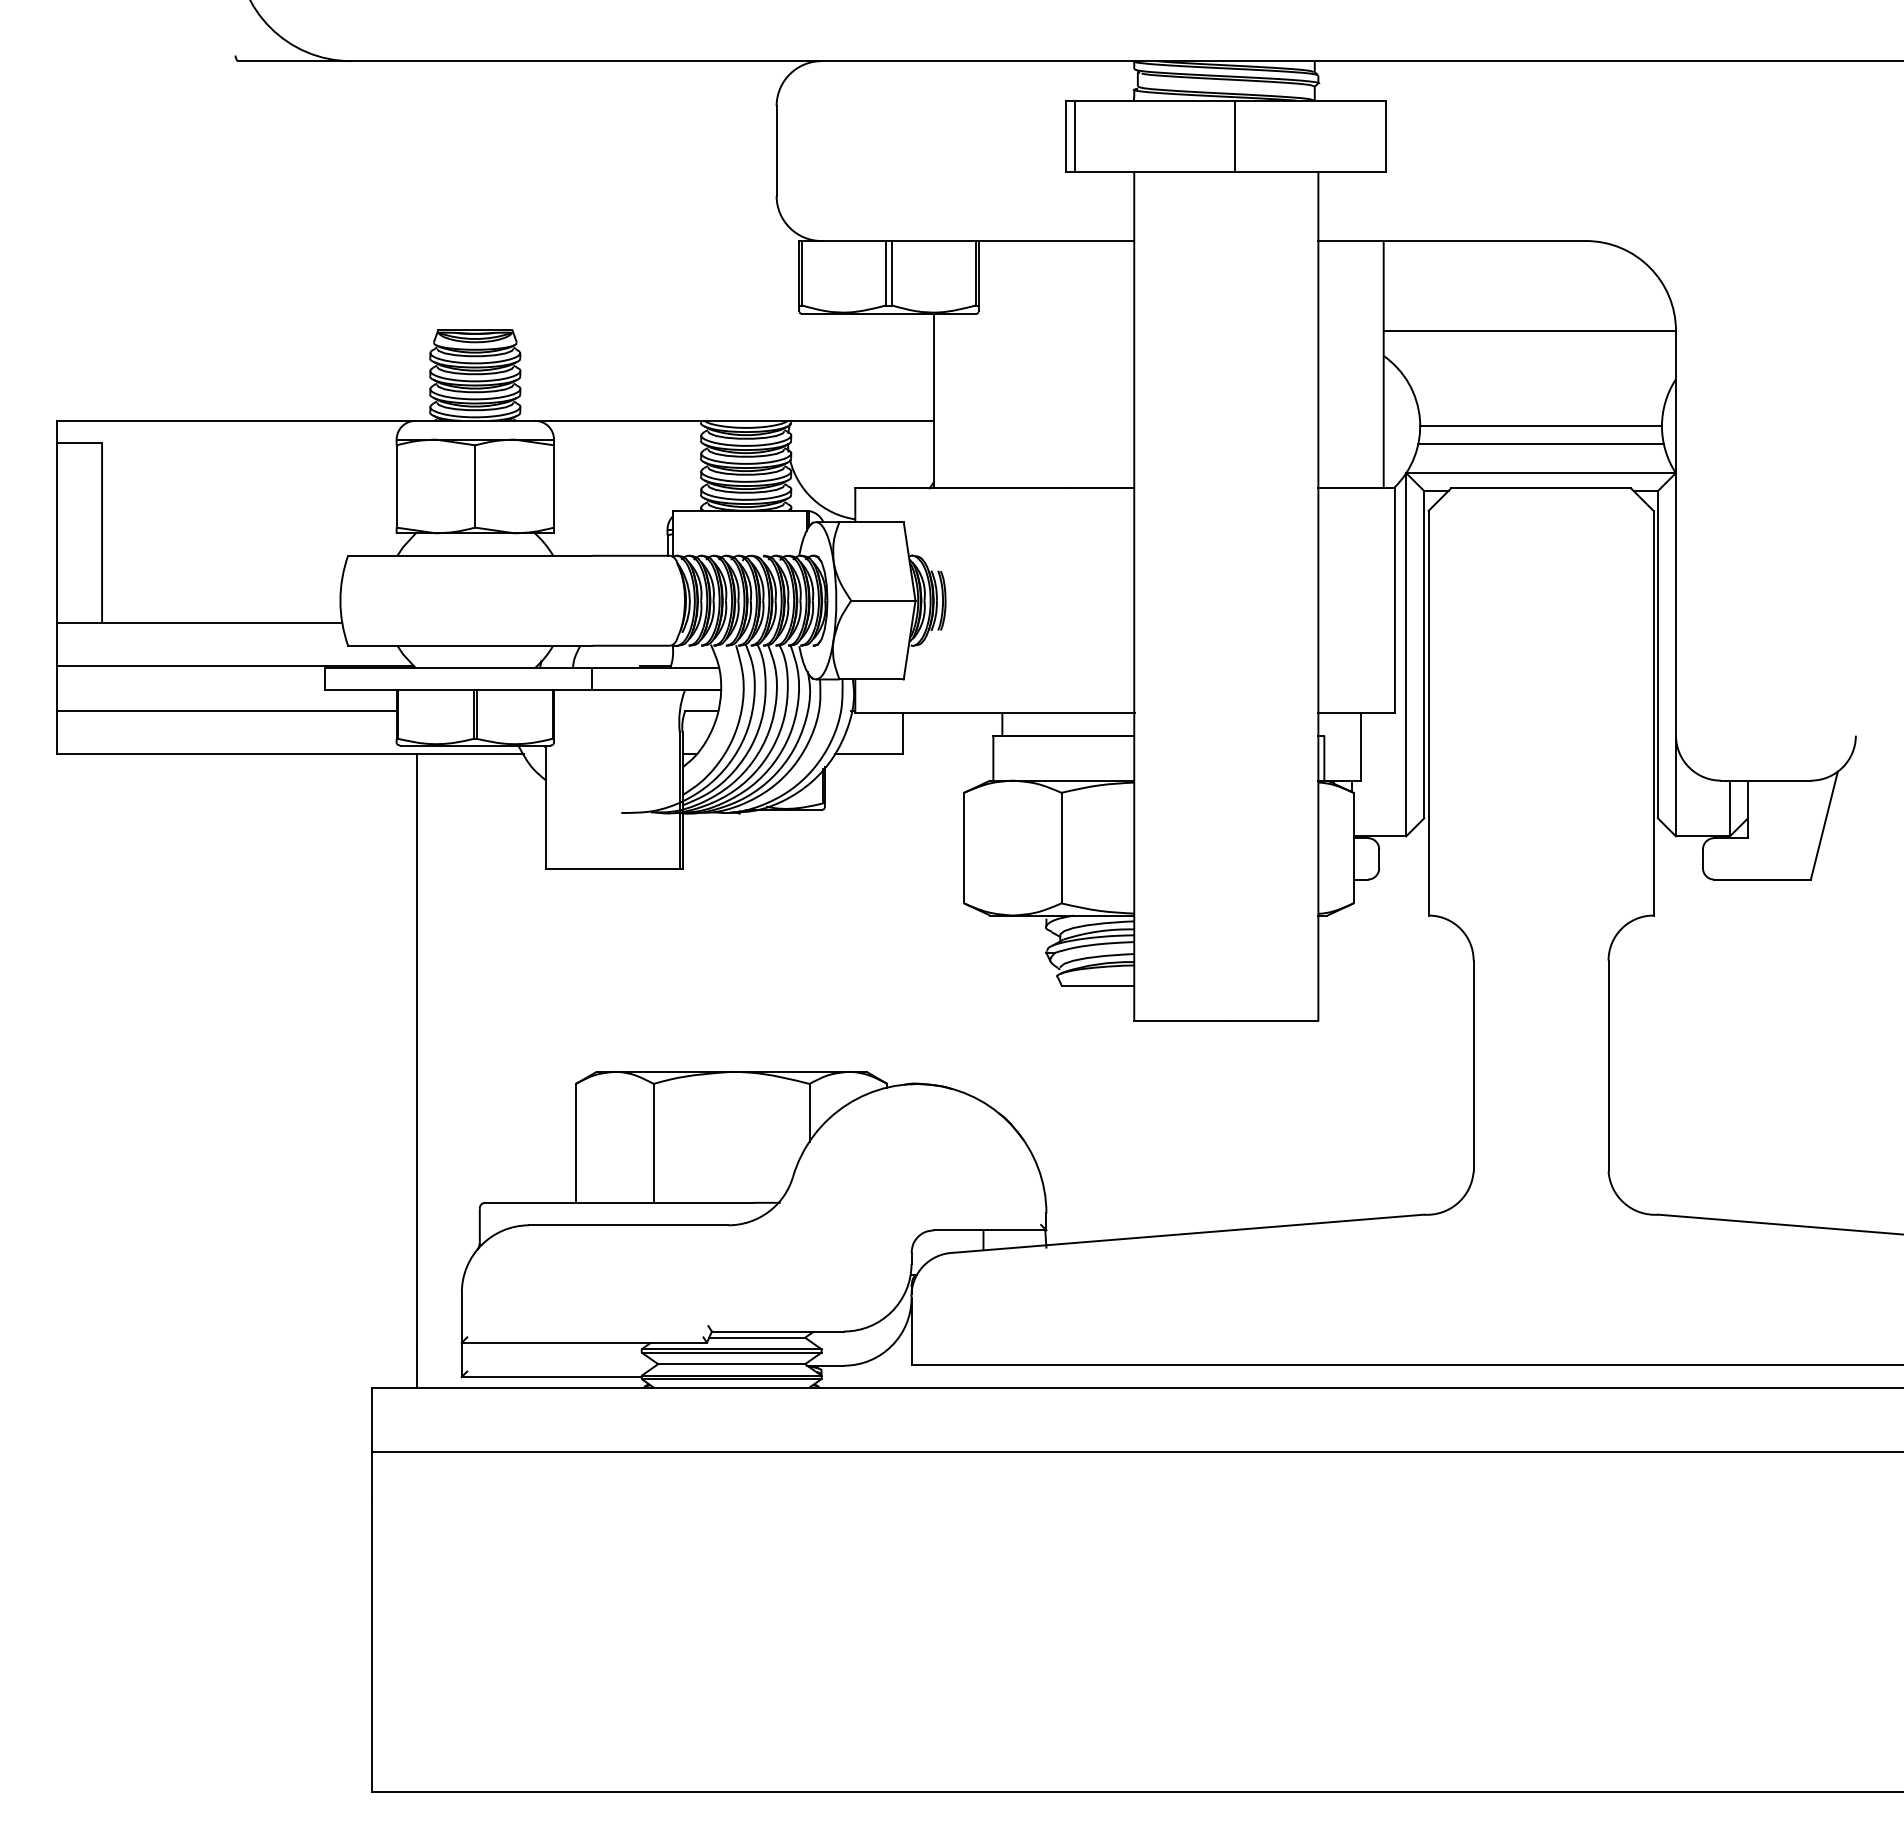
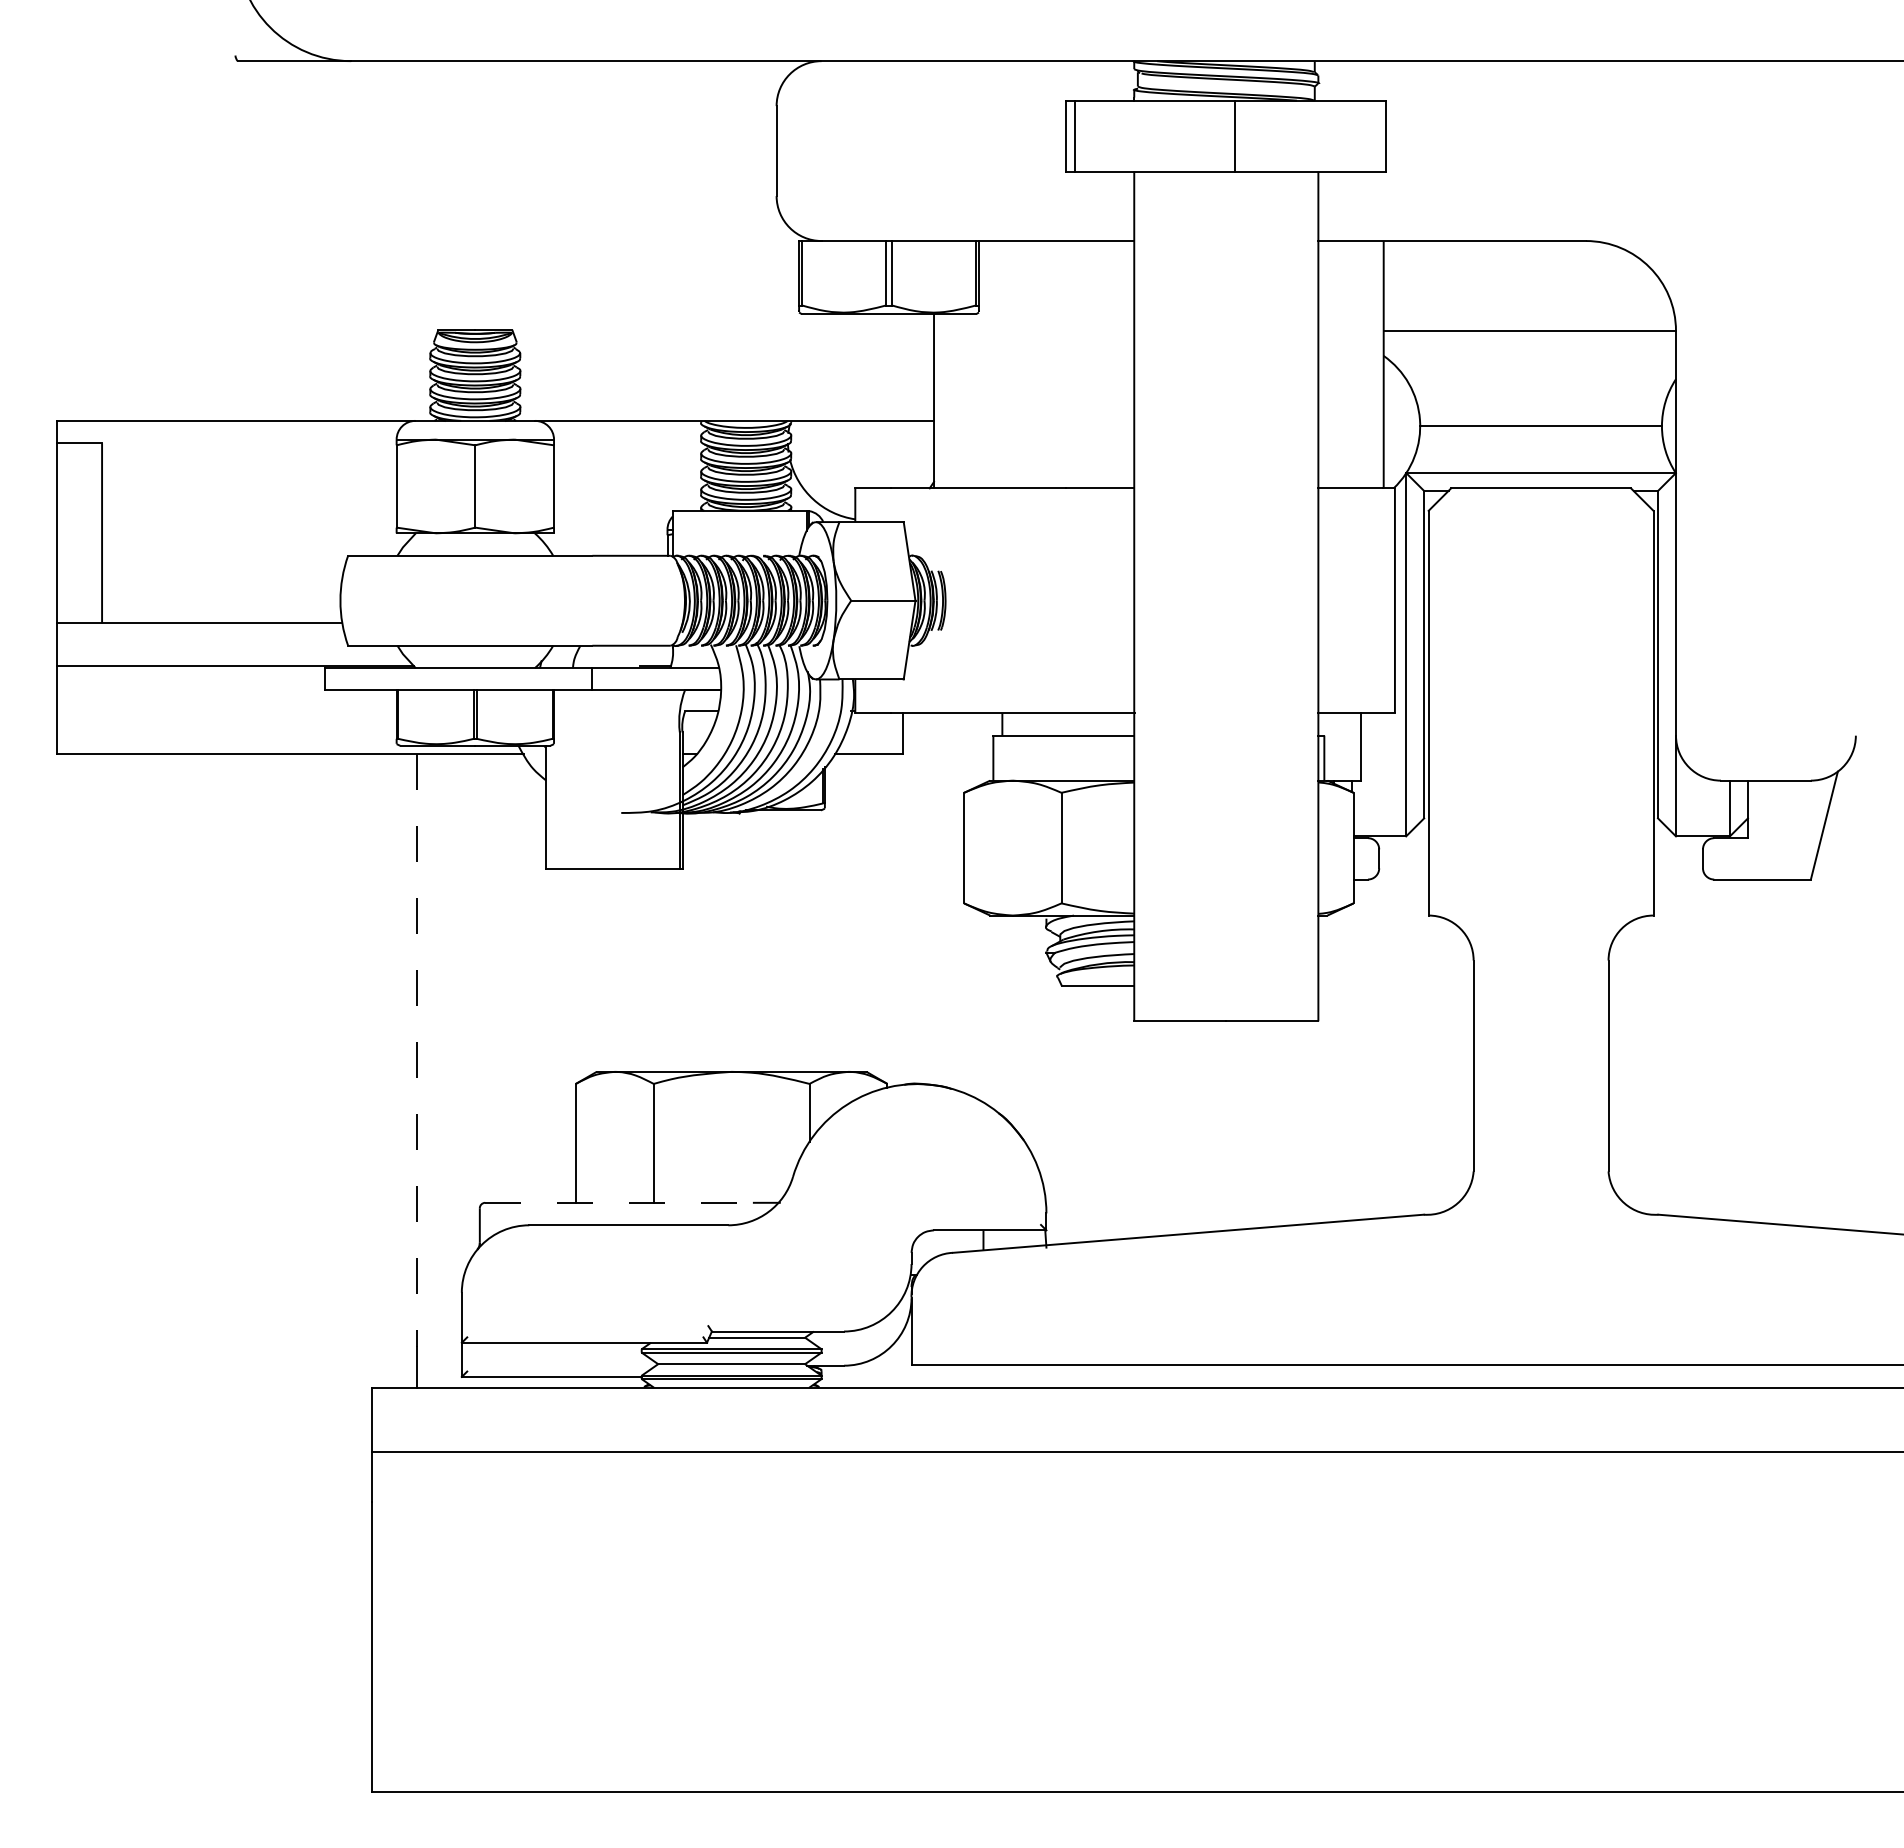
line: present -> none (1540, 444)
line: present -> none (226, 711)
line: solid -> dashed (416, 1051)
line: solid -> dashed (619, 1202)
